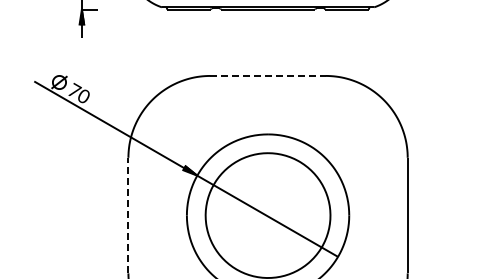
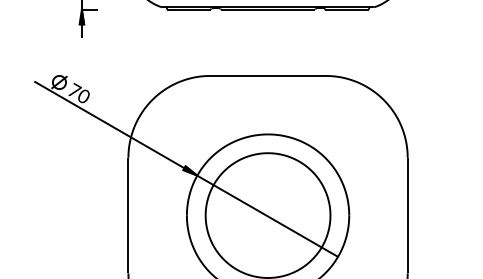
line: dashed -> solid (268, 75)
line: dashed -> solid (128, 215)
